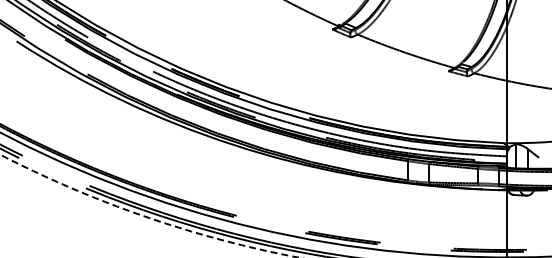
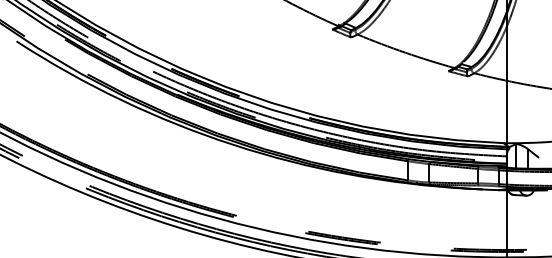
arc: dashed -> solid (149, 218)
